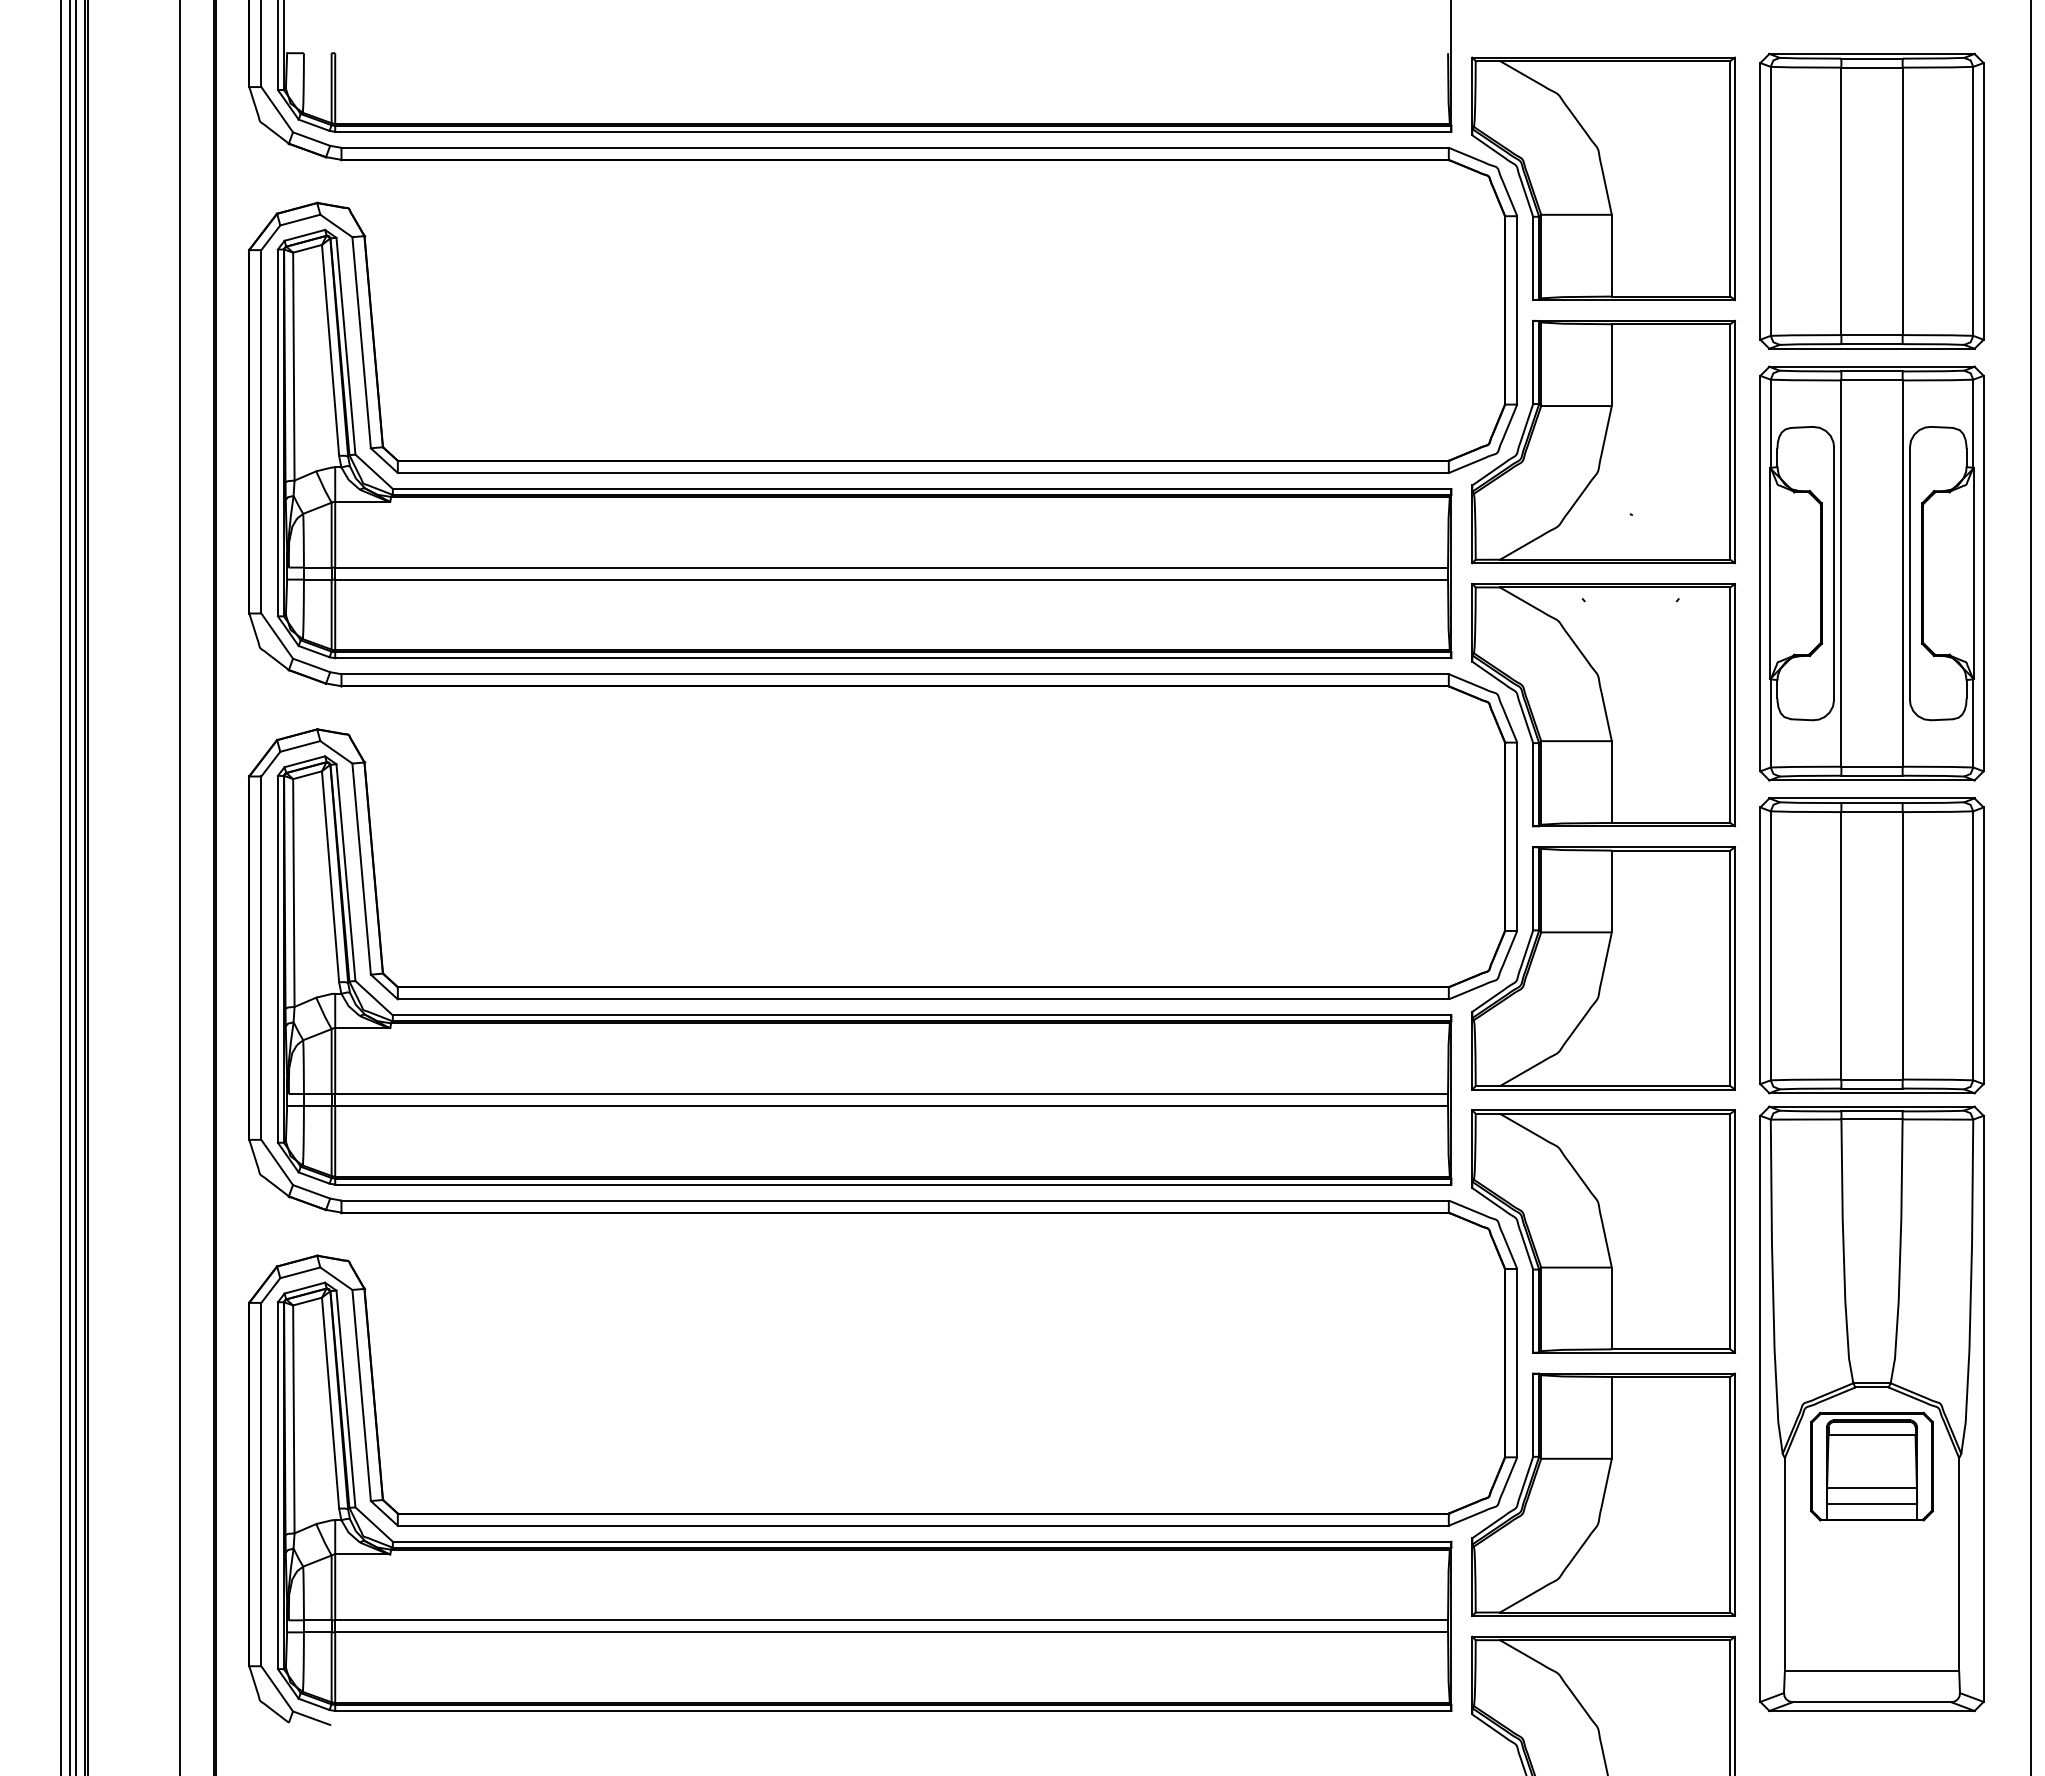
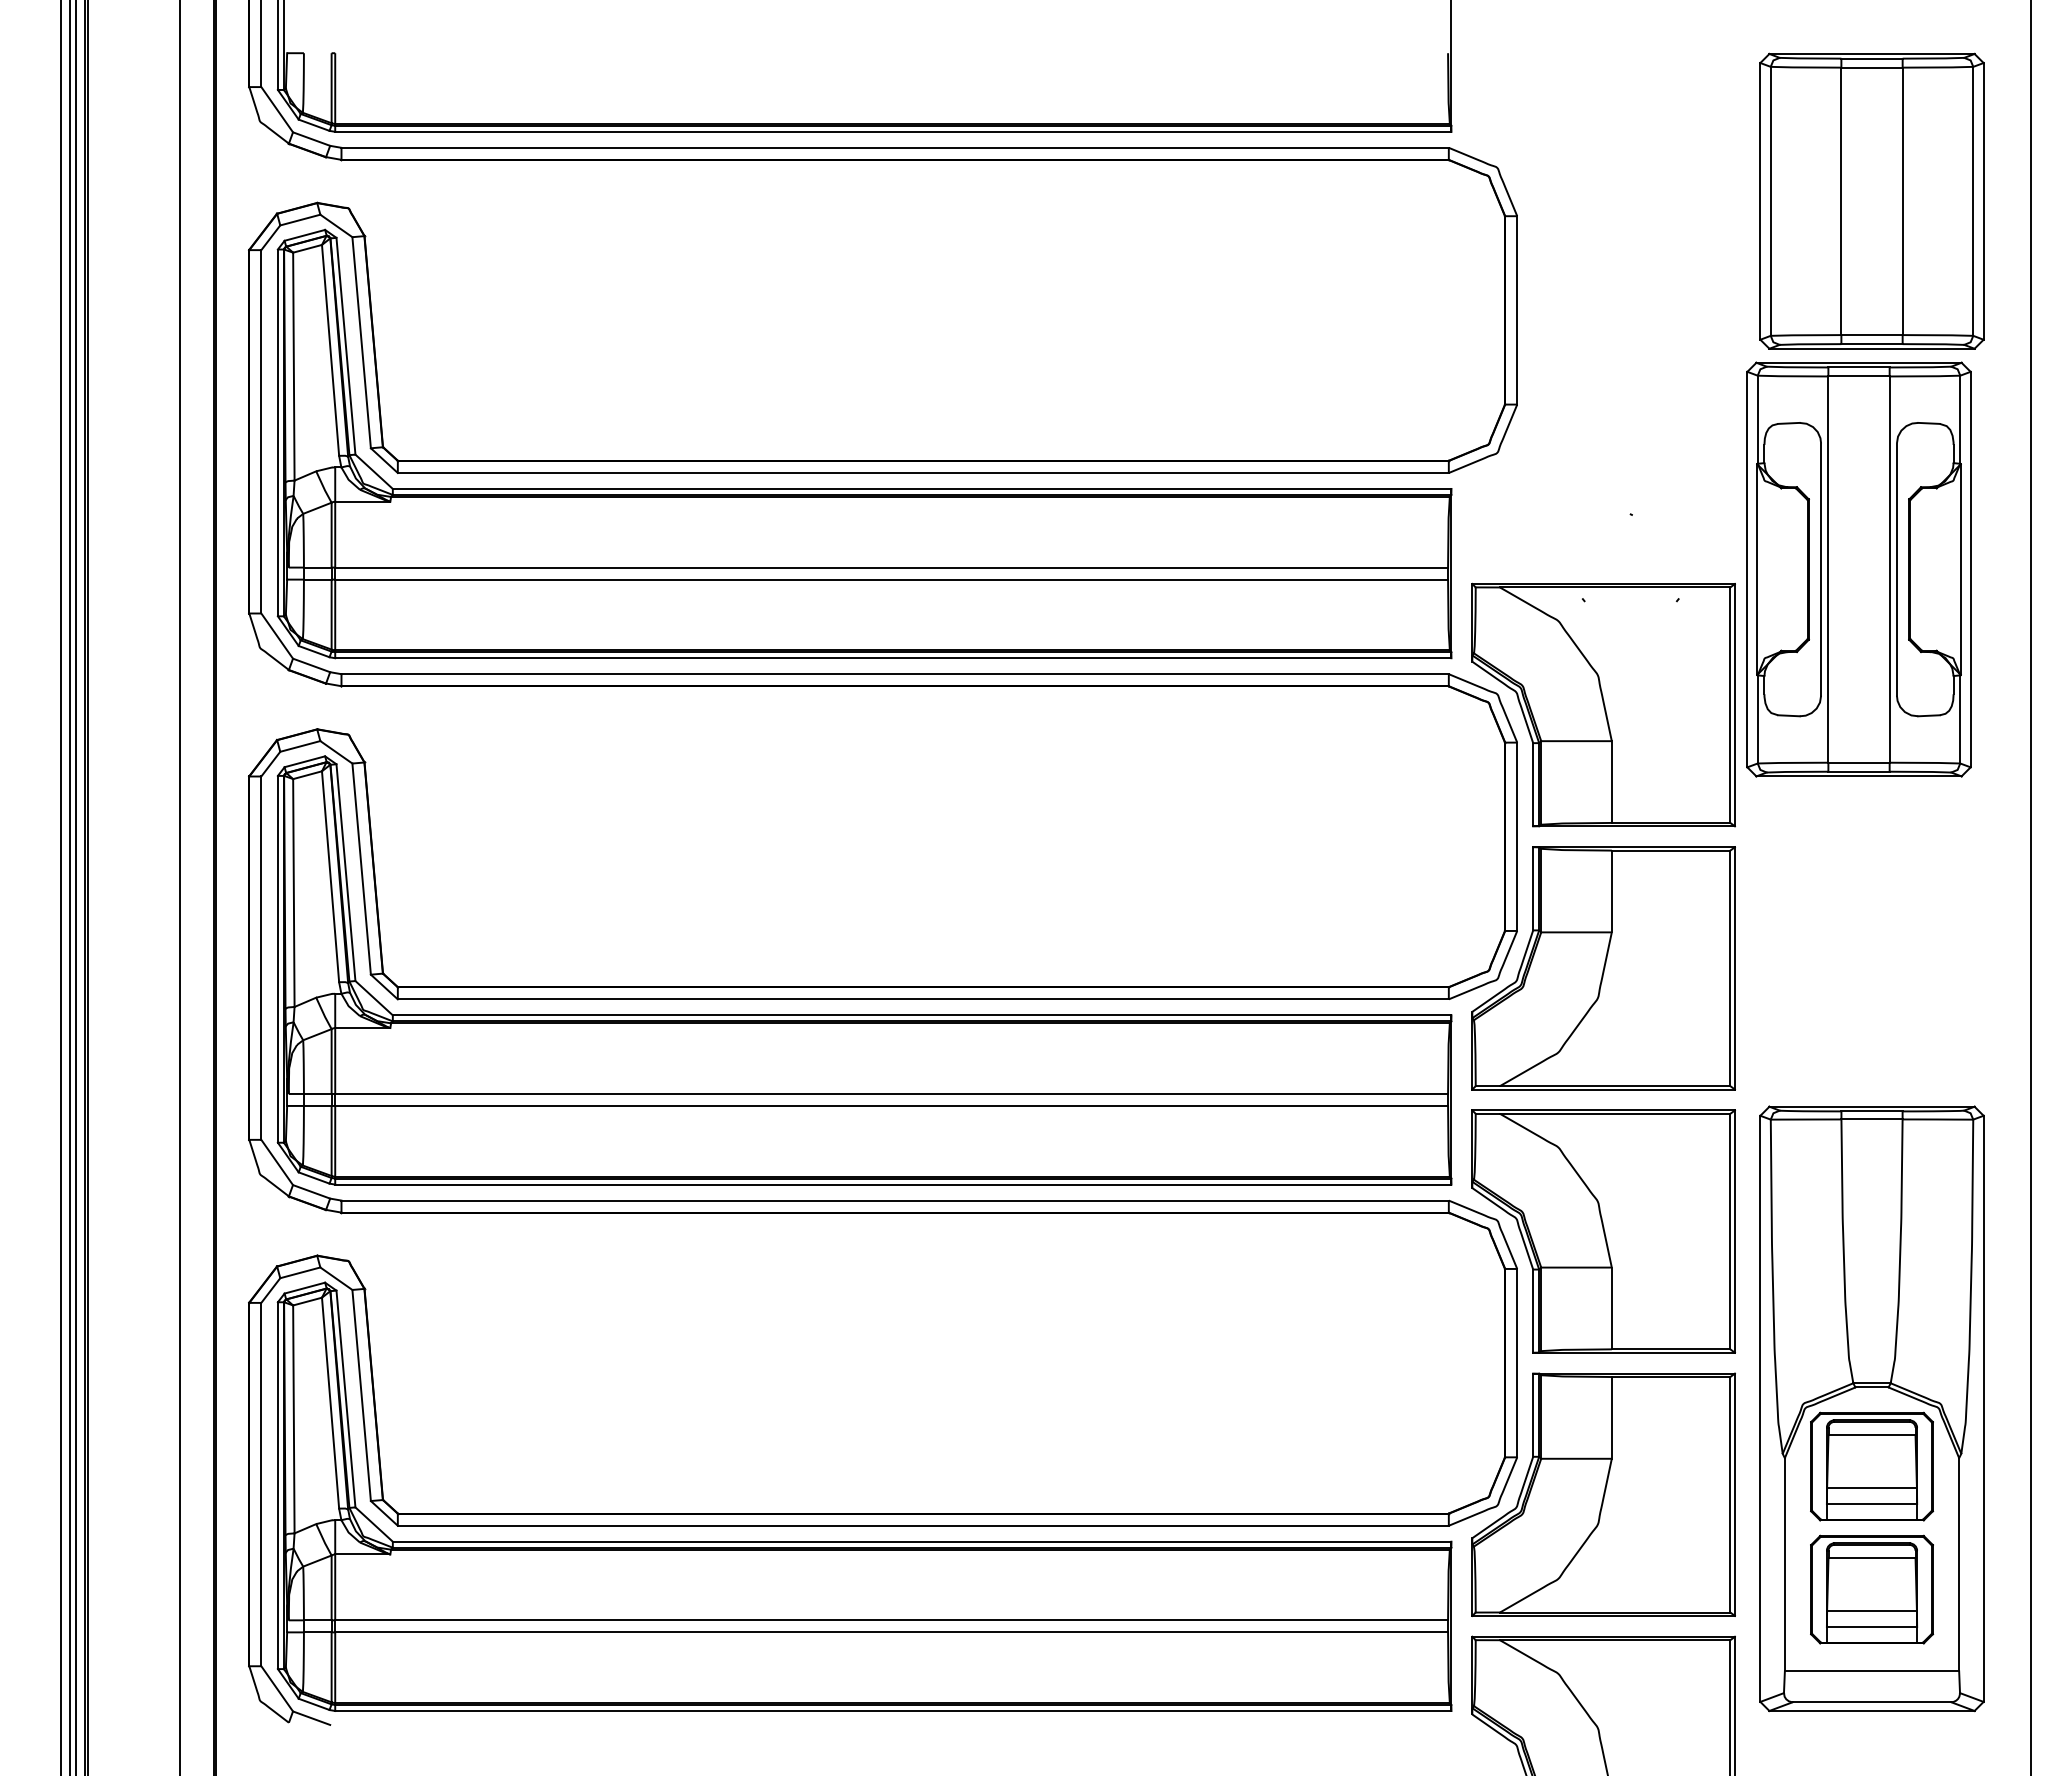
part: present -> none (1603, 178)
part: present -> none (1603, 441)
part position: (1871, 573) -> (1858, 569) (1858, 569)
part: present -> none (1871, 945)
part: none -> present (1872, 1589)
